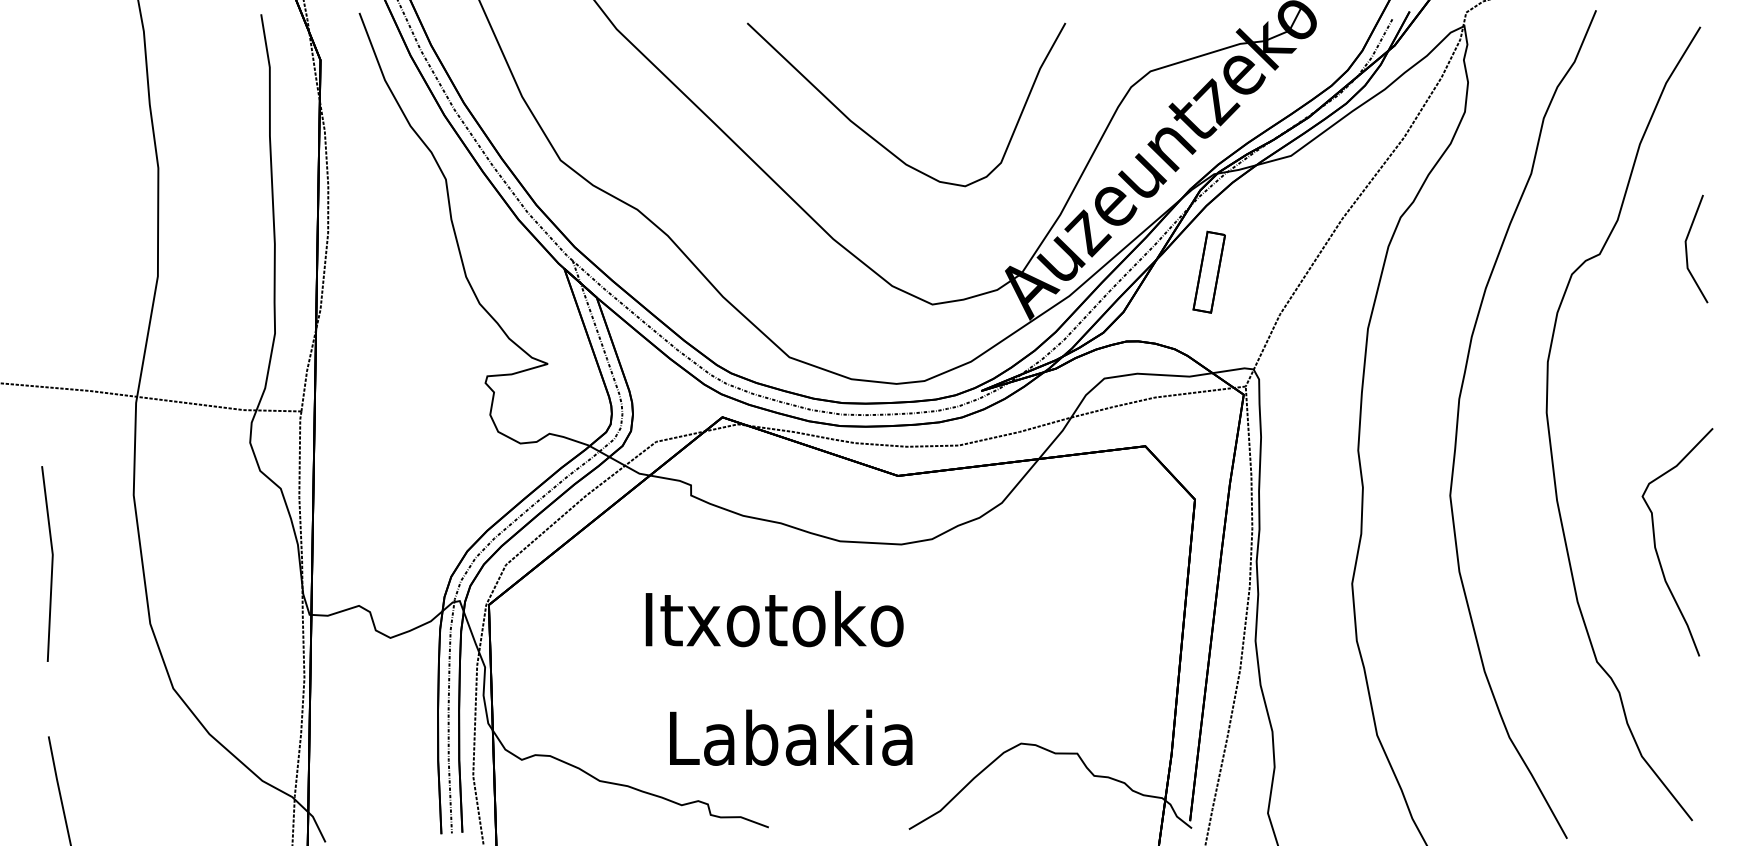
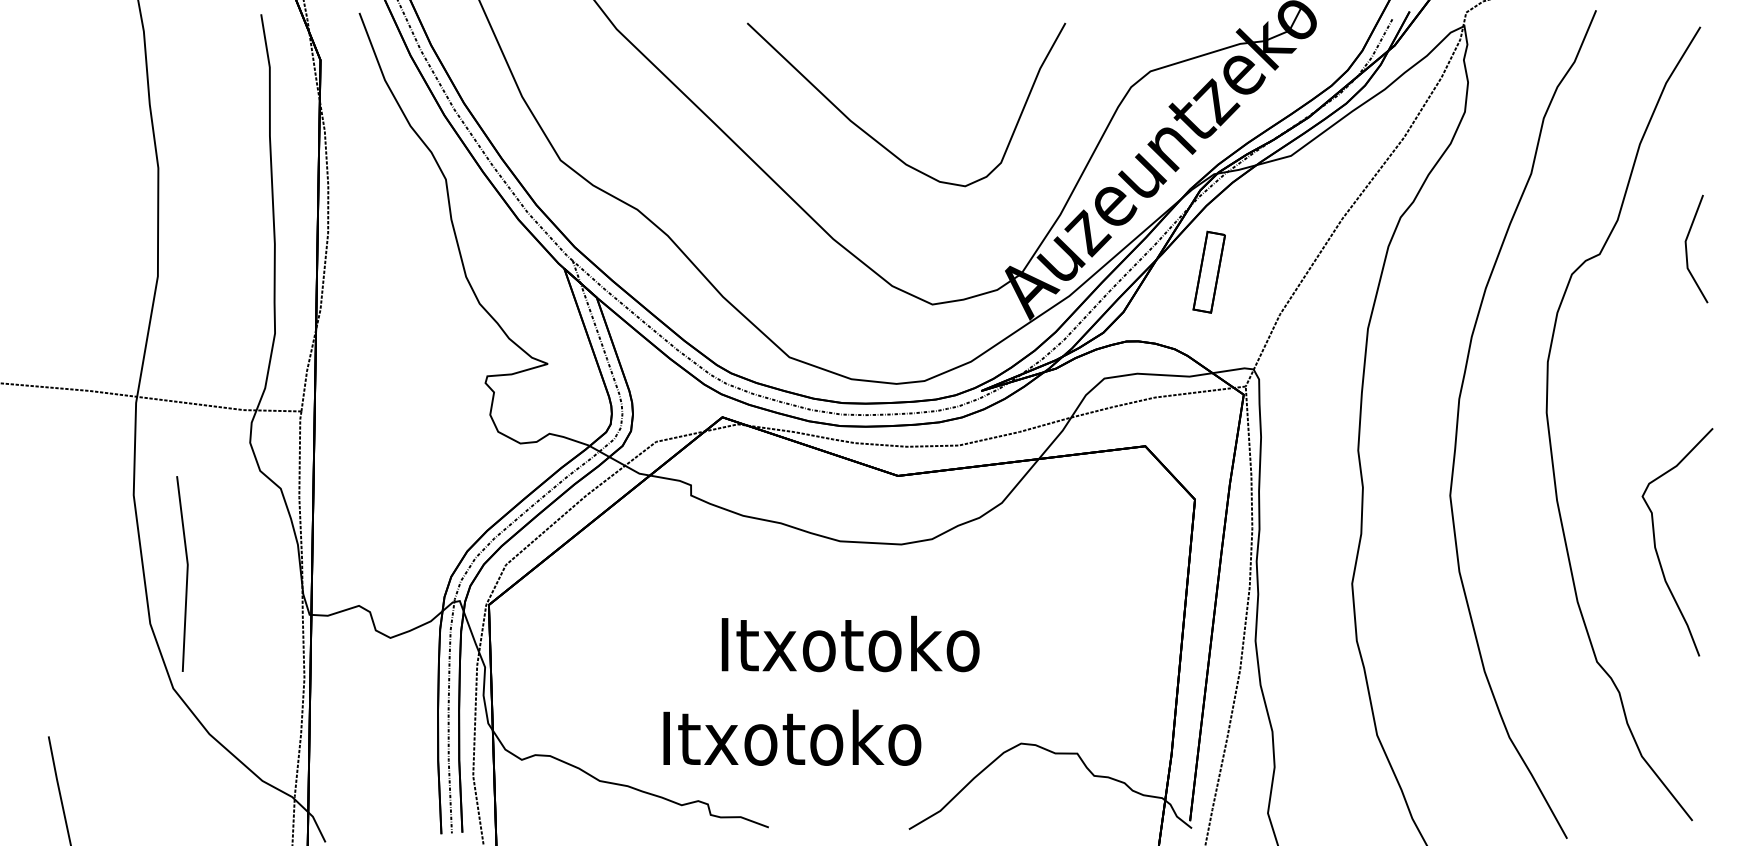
line position: (51, 563) -> (186, 573) (186, 573)
text position: (774, 618) -> (850, 643) (850, 643)
text: Labakia -> Itxotoko (792, 737)
